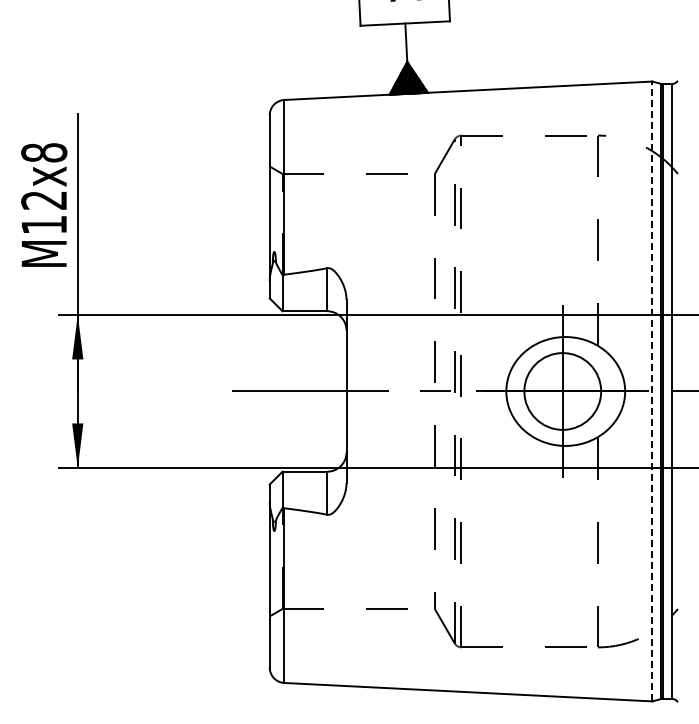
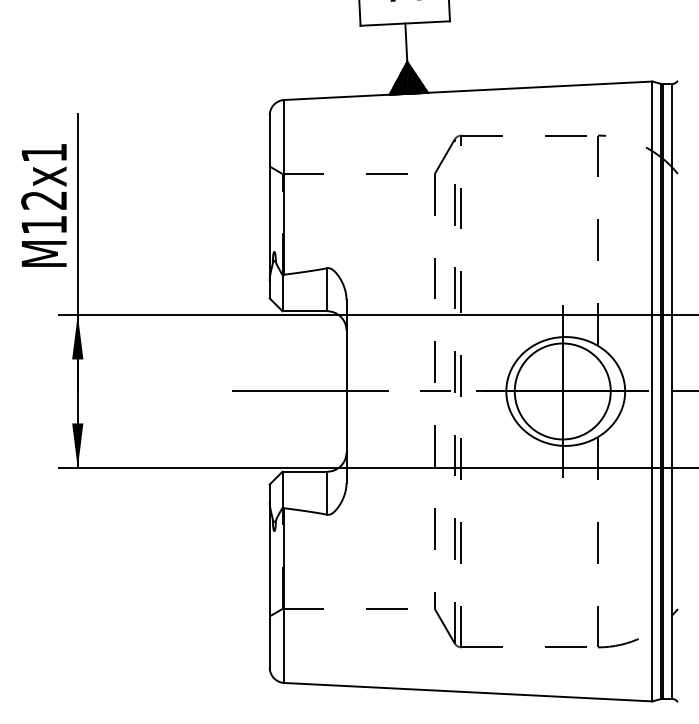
text: M12x8 -> M12x1 (44, 152)
circle diameter: 77 px -> 96 px (562, 391)
line: dashed -> solid (652, 391)
